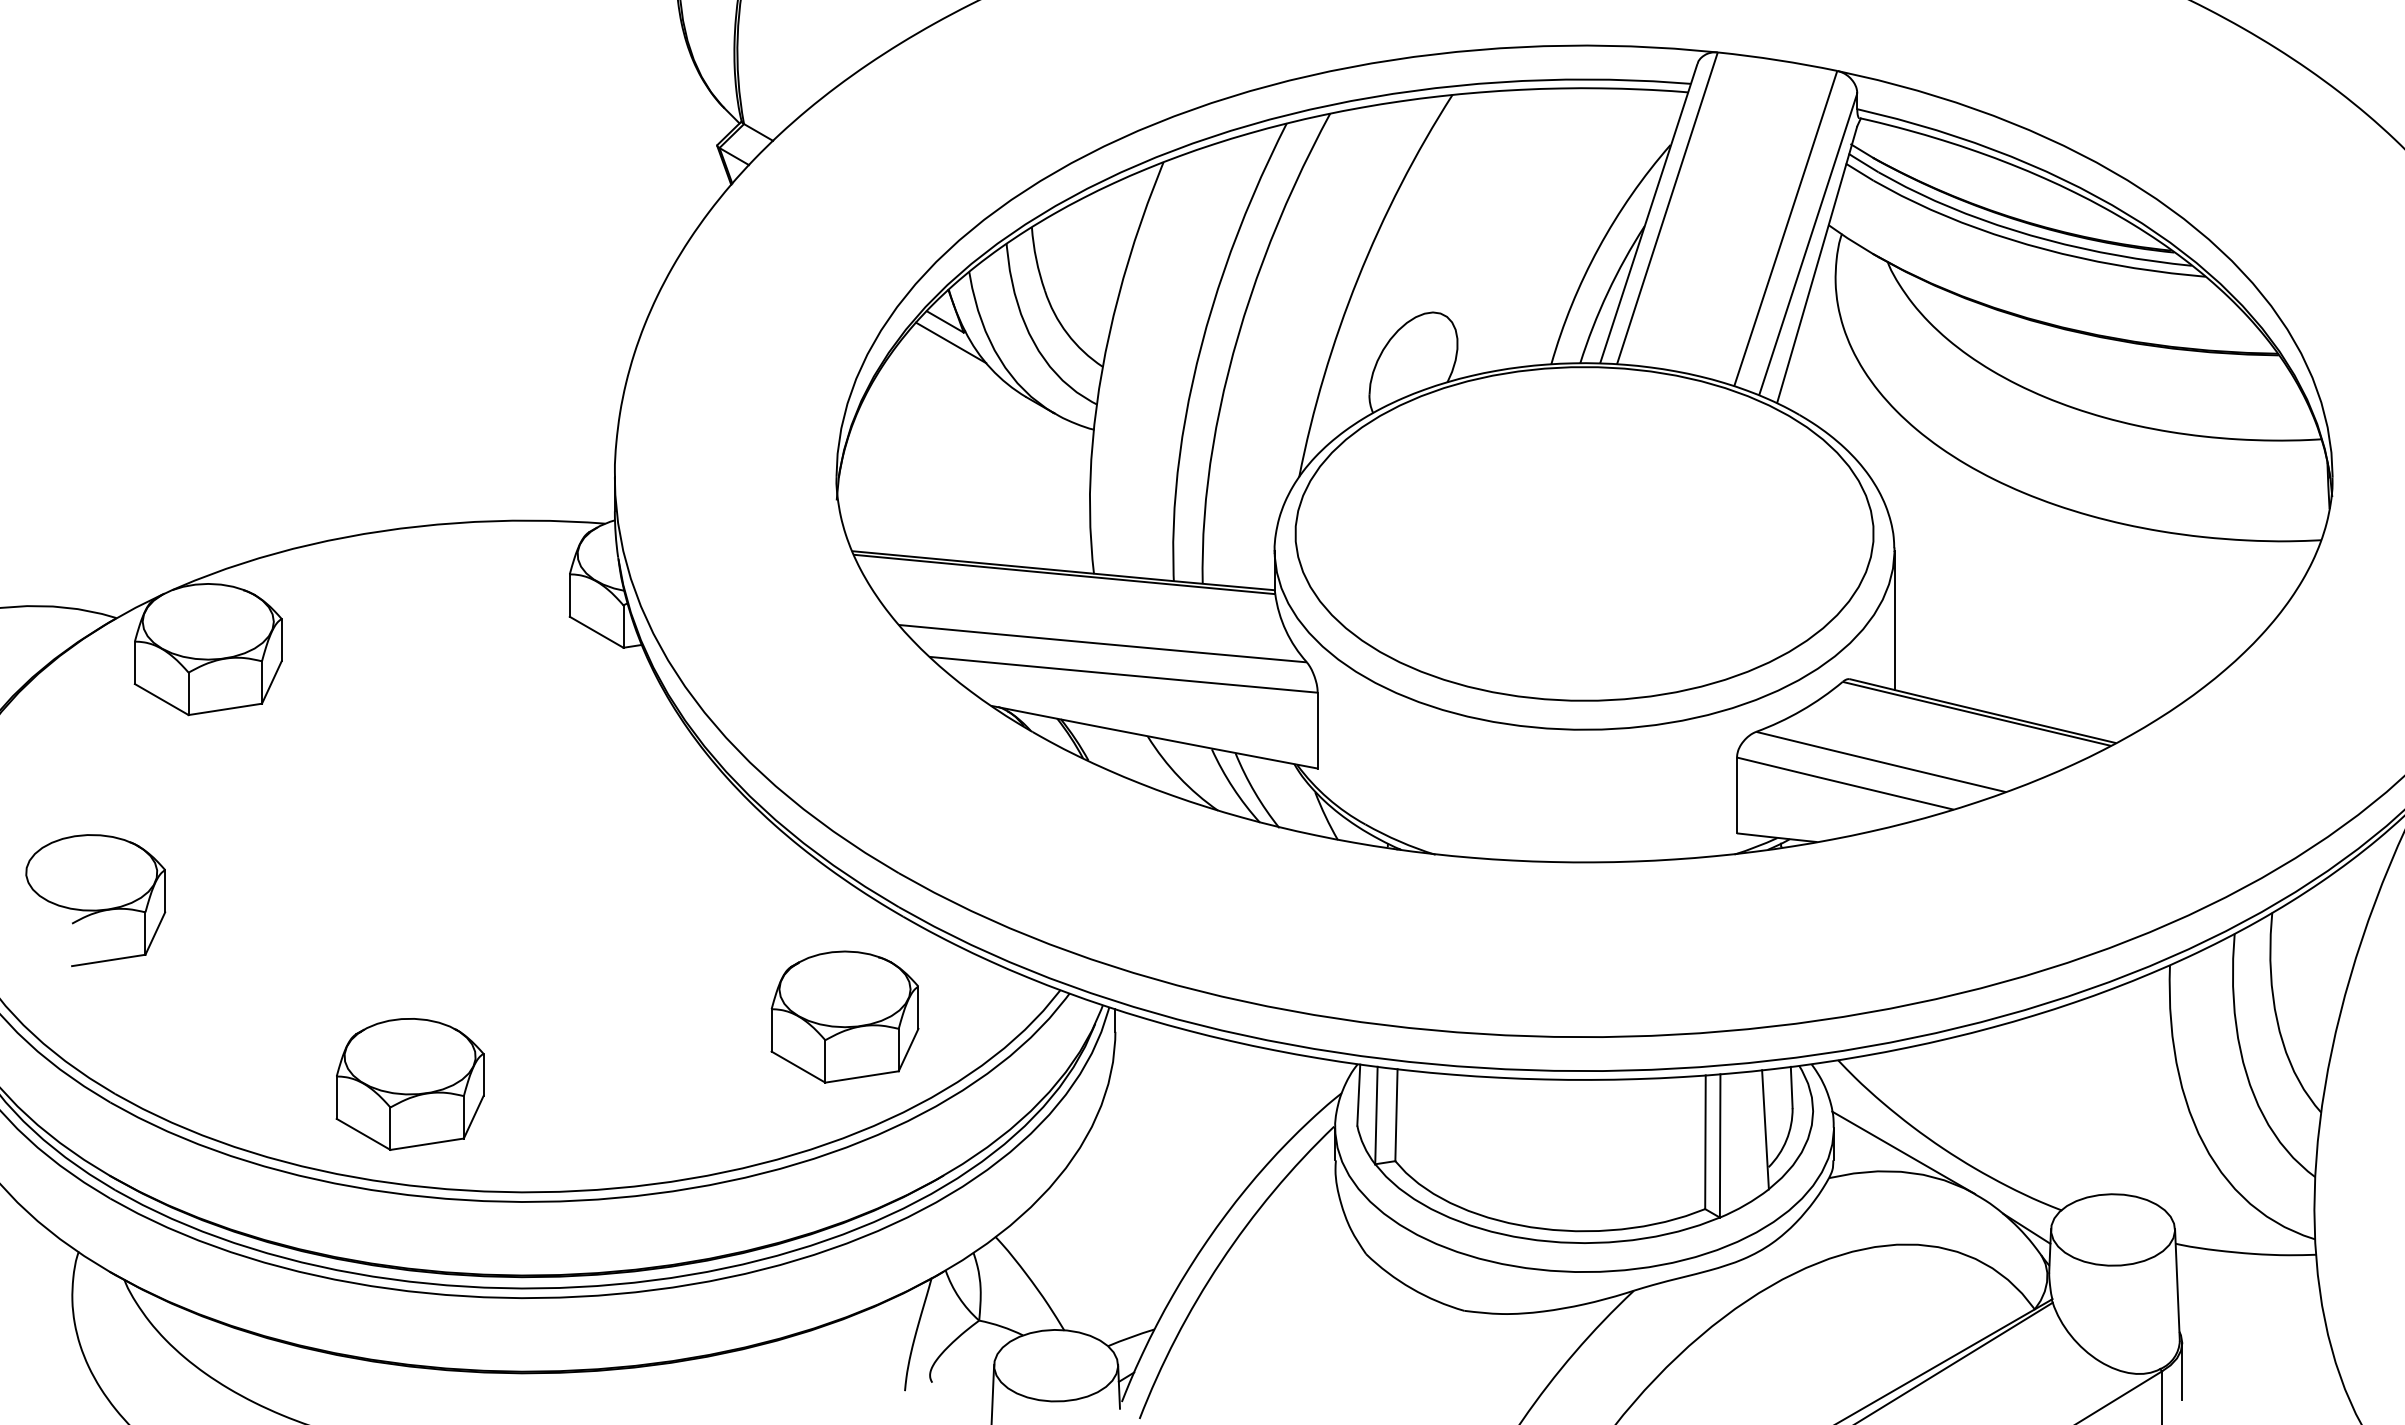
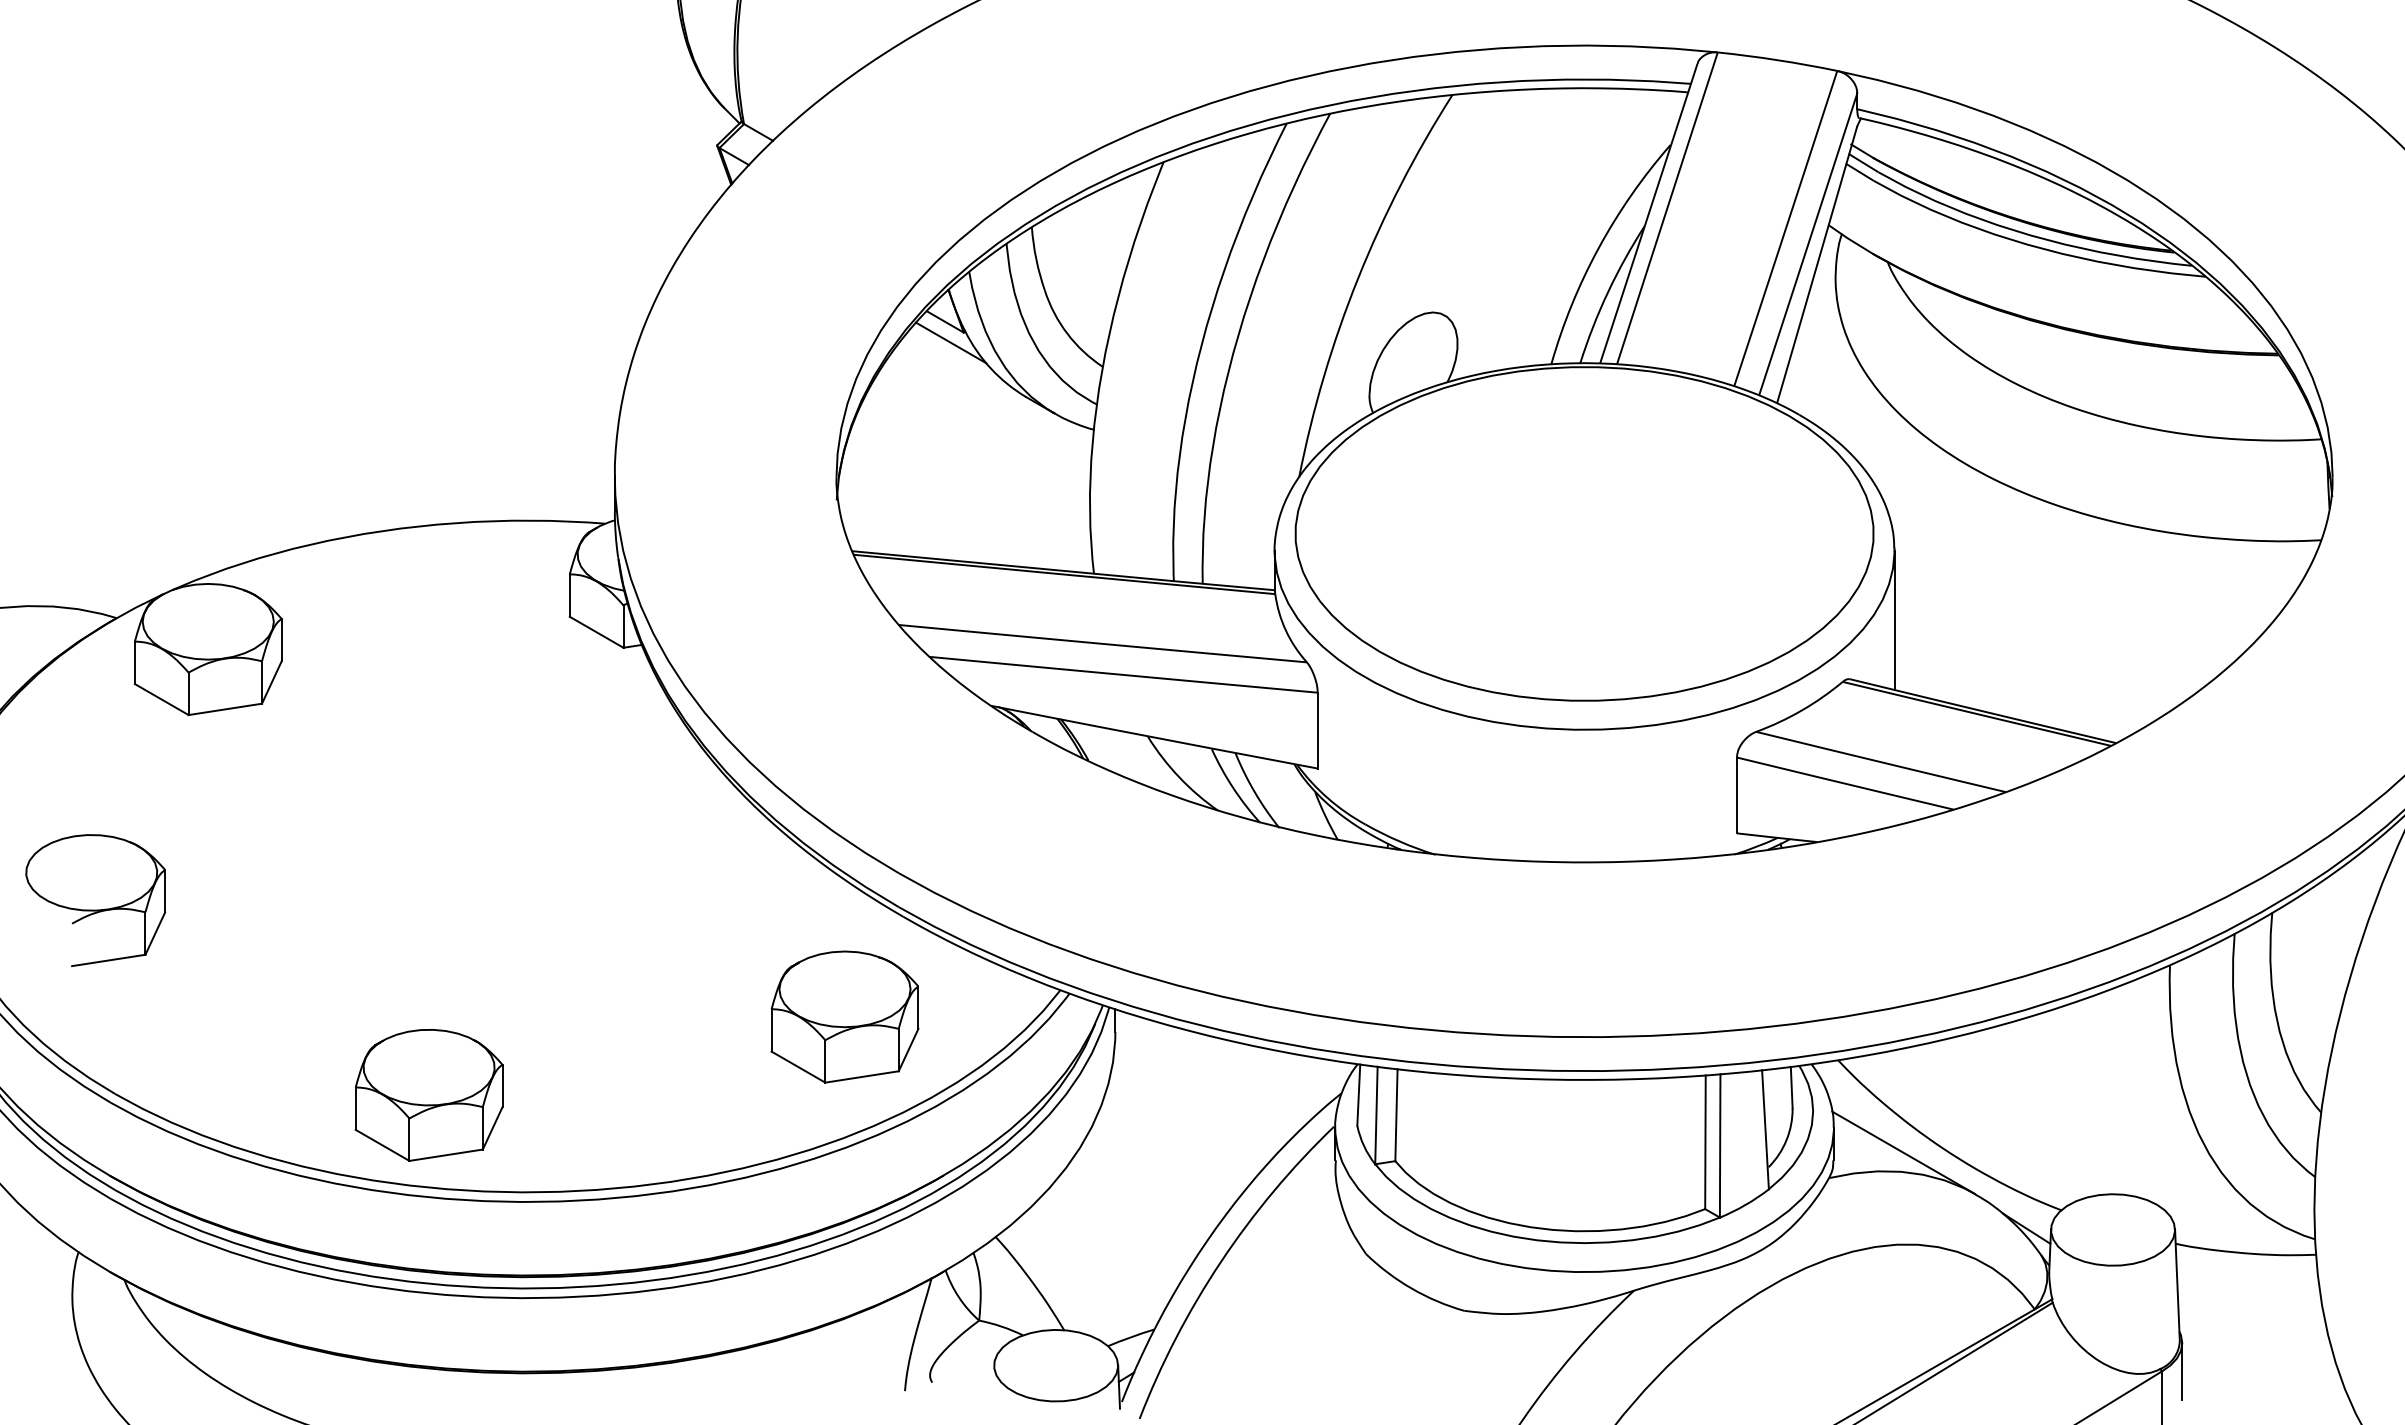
part position: (409, 1084) -> (428, 1095) (428, 1095)
line: present -> none (992, 1392)
